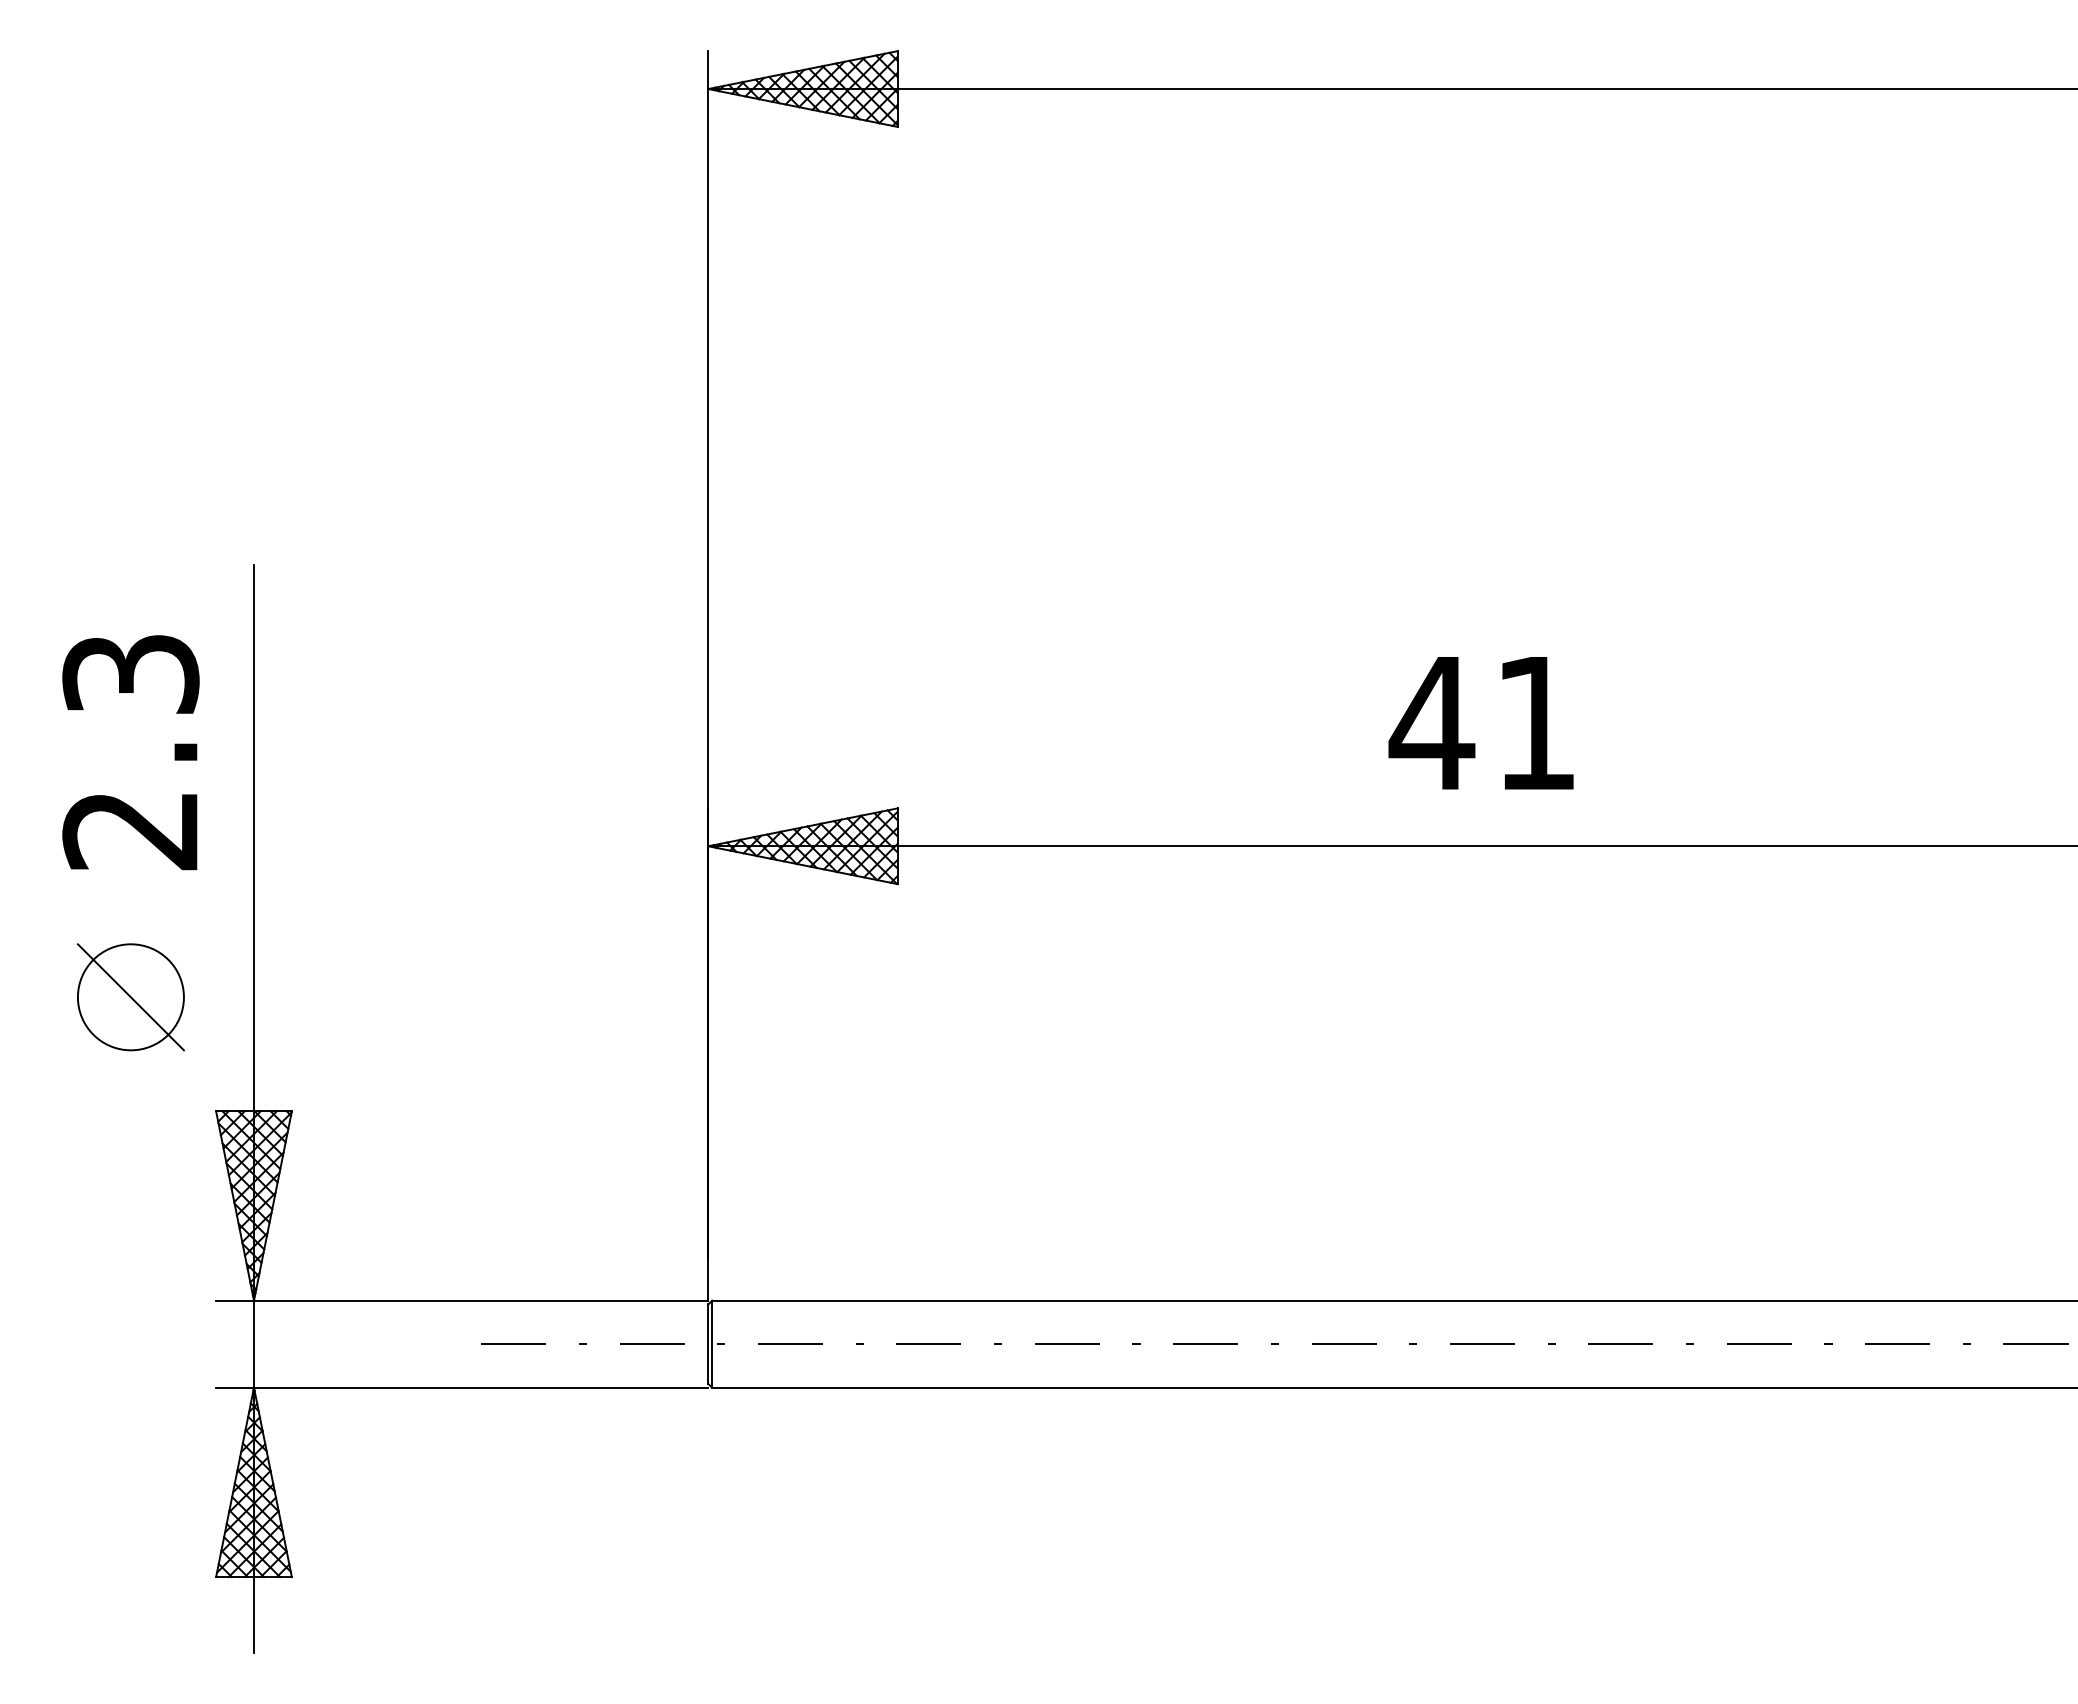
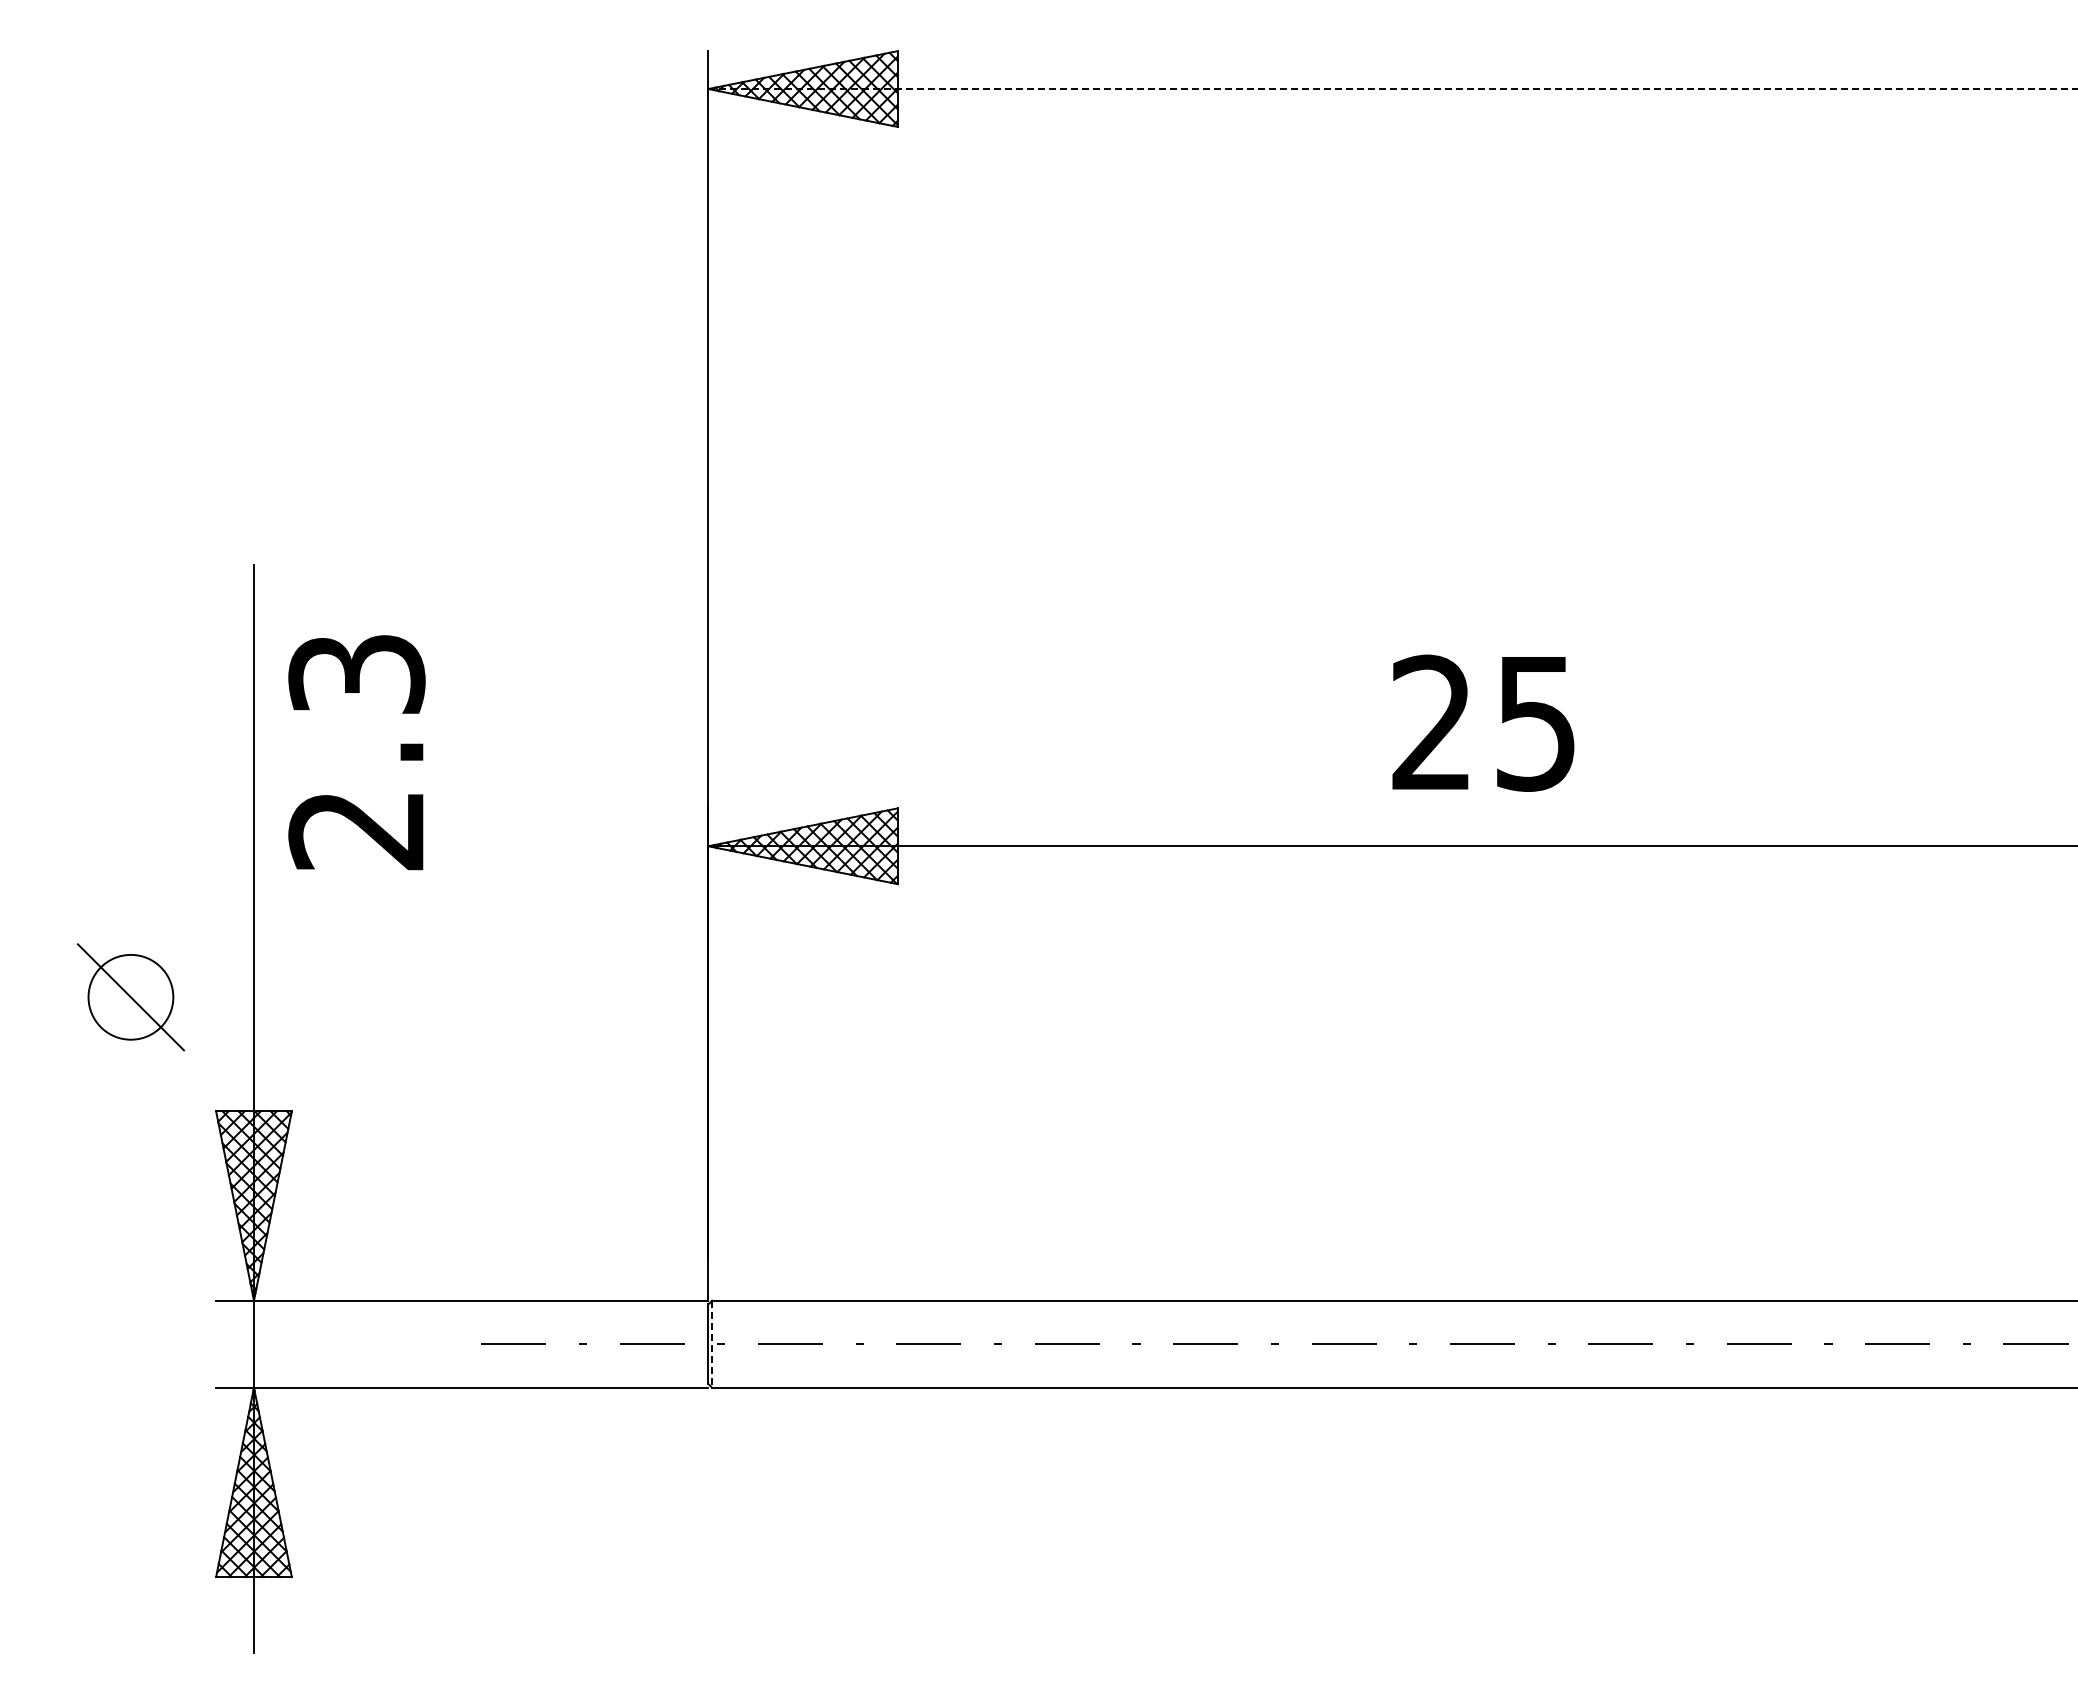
line: solid -> dashed (1393, 89)
text: 41 -> 25 (1481, 722)
text position: (130, 752) -> (356, 752) (356, 752)
circle diameter: 106 px -> 85 px (130, 996)
line: solid -> dashed (712, 1344)
